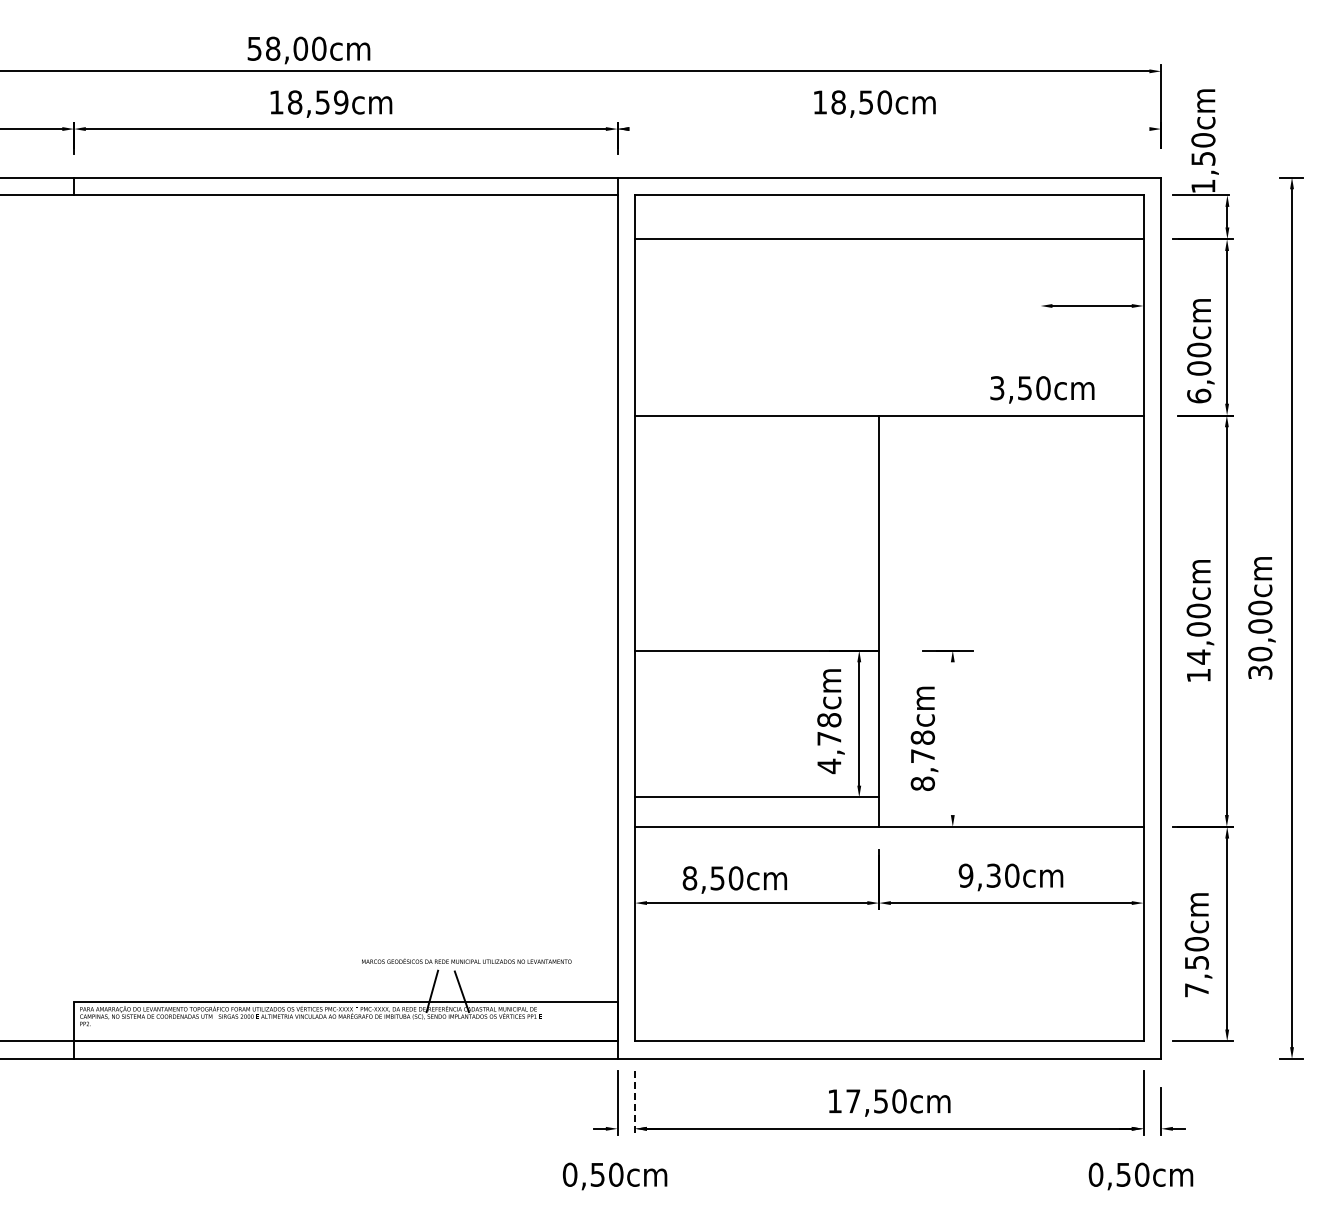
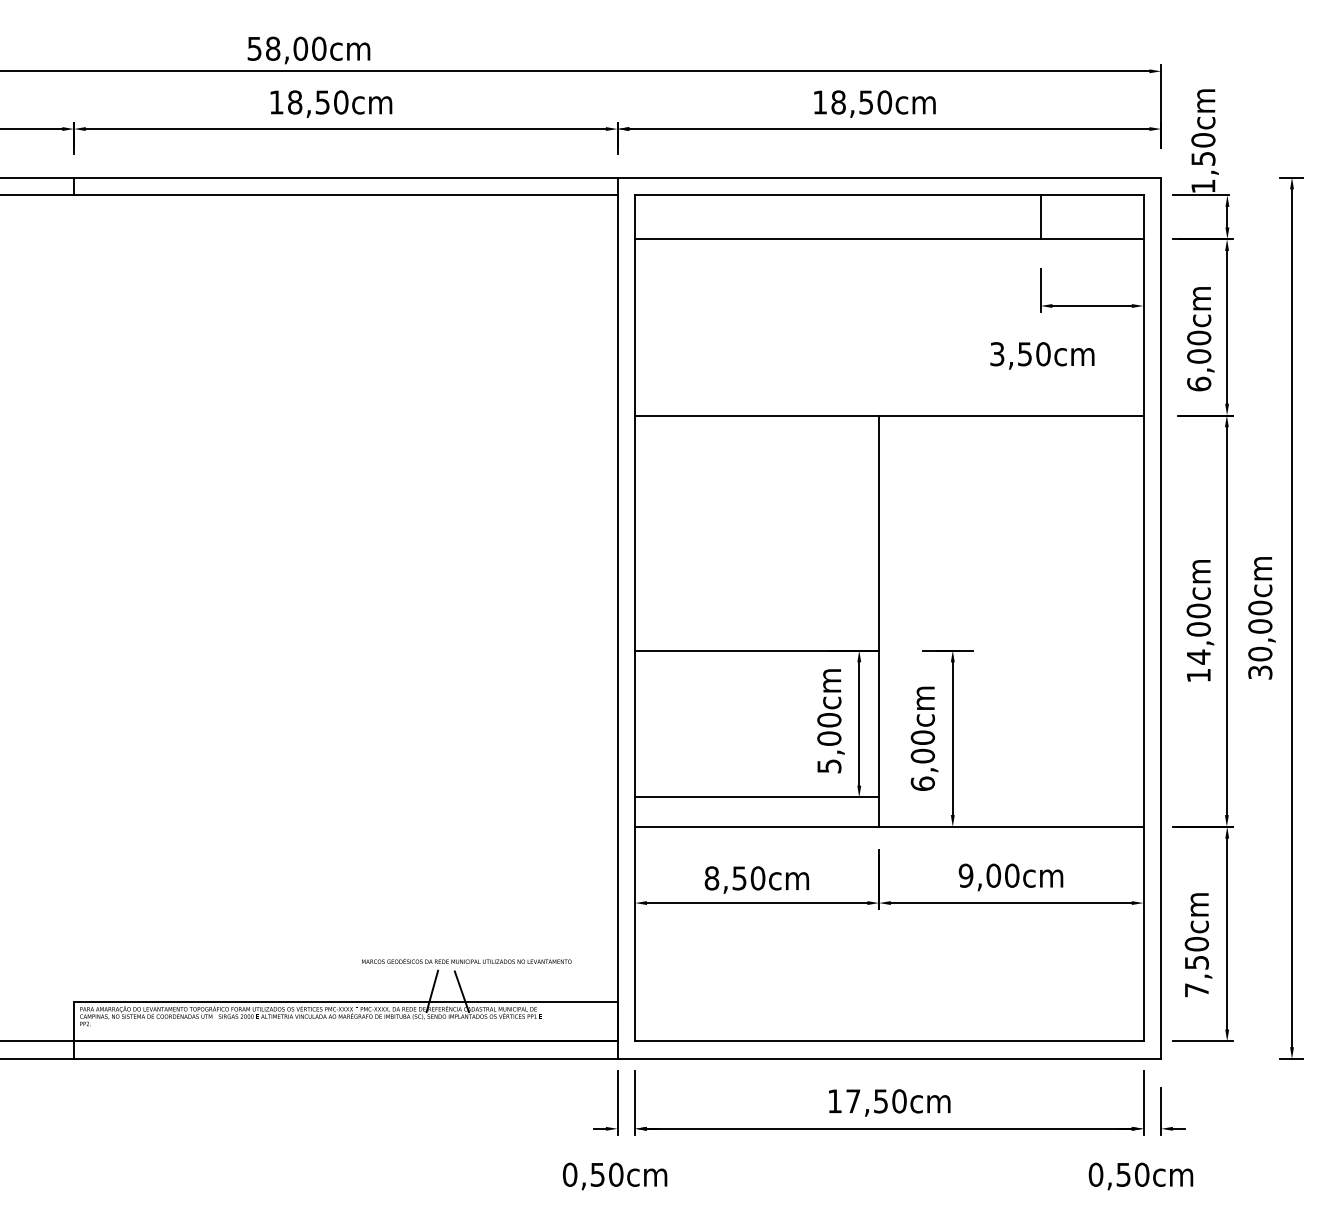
text: 18,59cm -> 18,50cm (341, 102)
line: none -> present (889, 129)
line: none -> present (1040, 217)
line: none -> present (1040, 289)
text position: (1200, 351) -> (1200, 339) (1200, 339)
text position: (1042, 389) -> (1042, 355) (1042, 355)
line: none -> present (952, 738)
text: 4,78cm -> 5,00cm (829, 743)
text: 8,78cm -> 6,00cm (922, 760)
text: 9,30cm -> 9,00cm (993, 875)
text position: (734, 879) -> (756, 879) (756, 879)
line: dashed -> solid (635, 1103)
